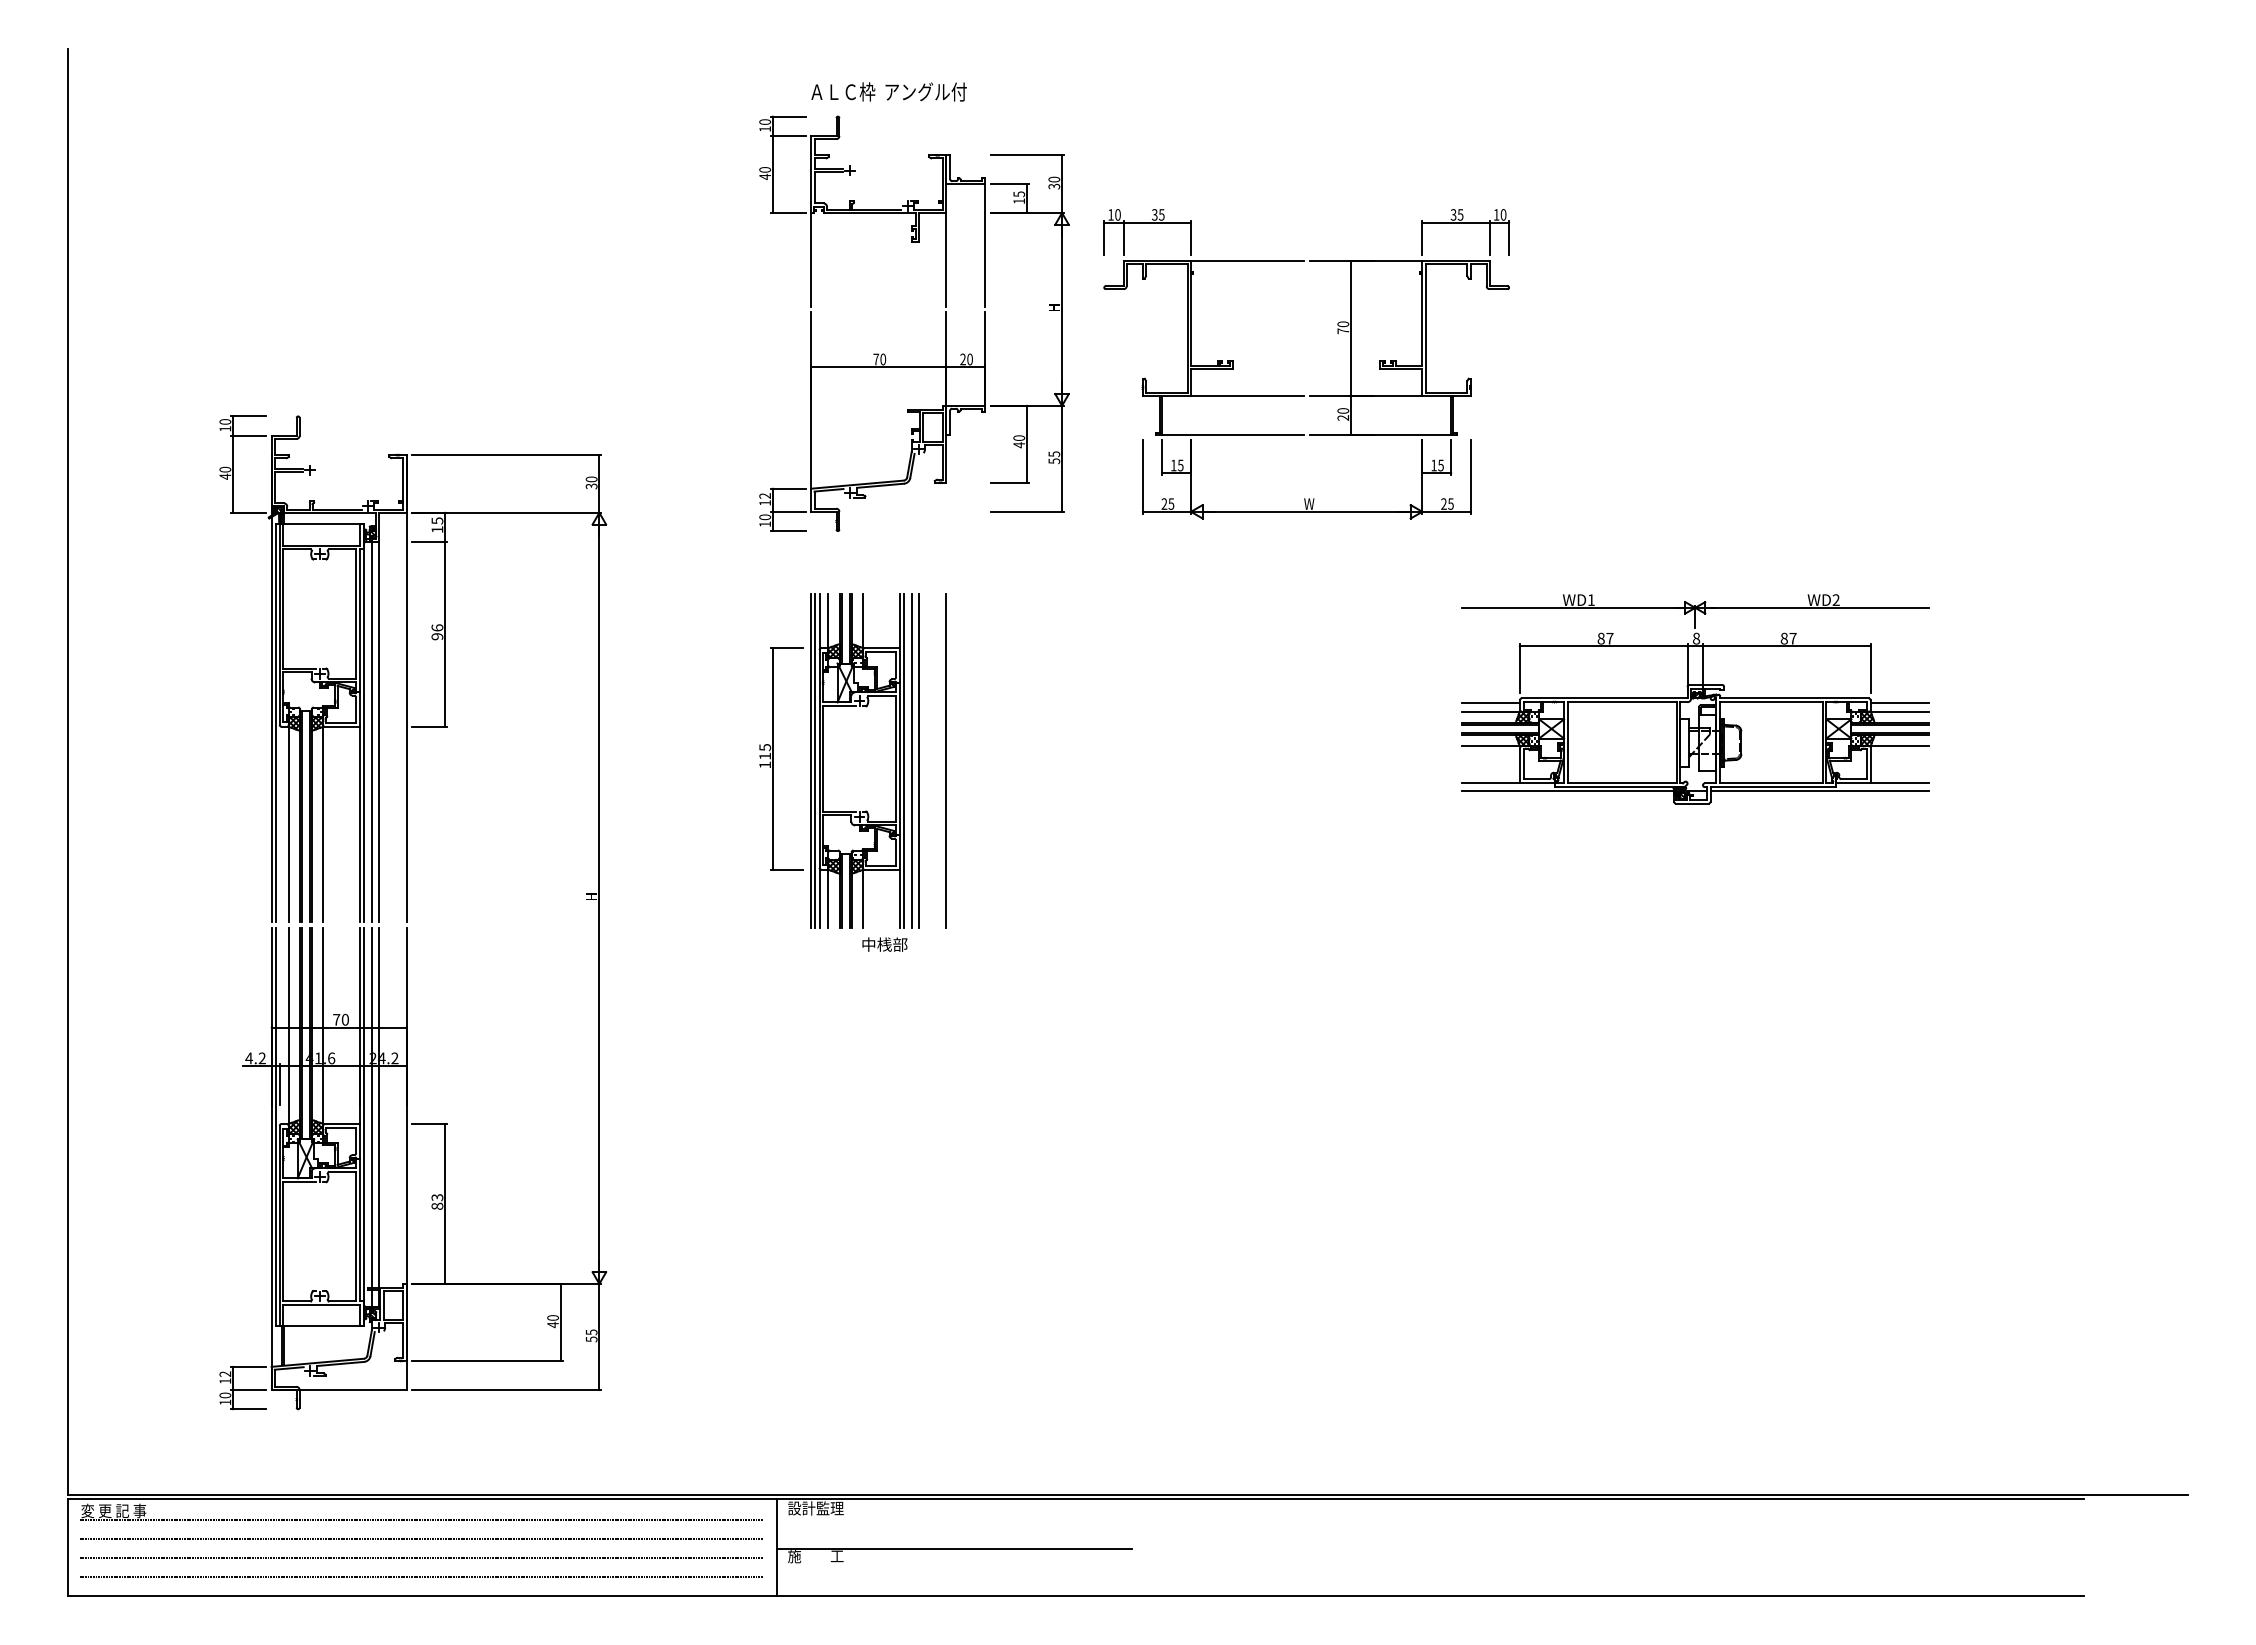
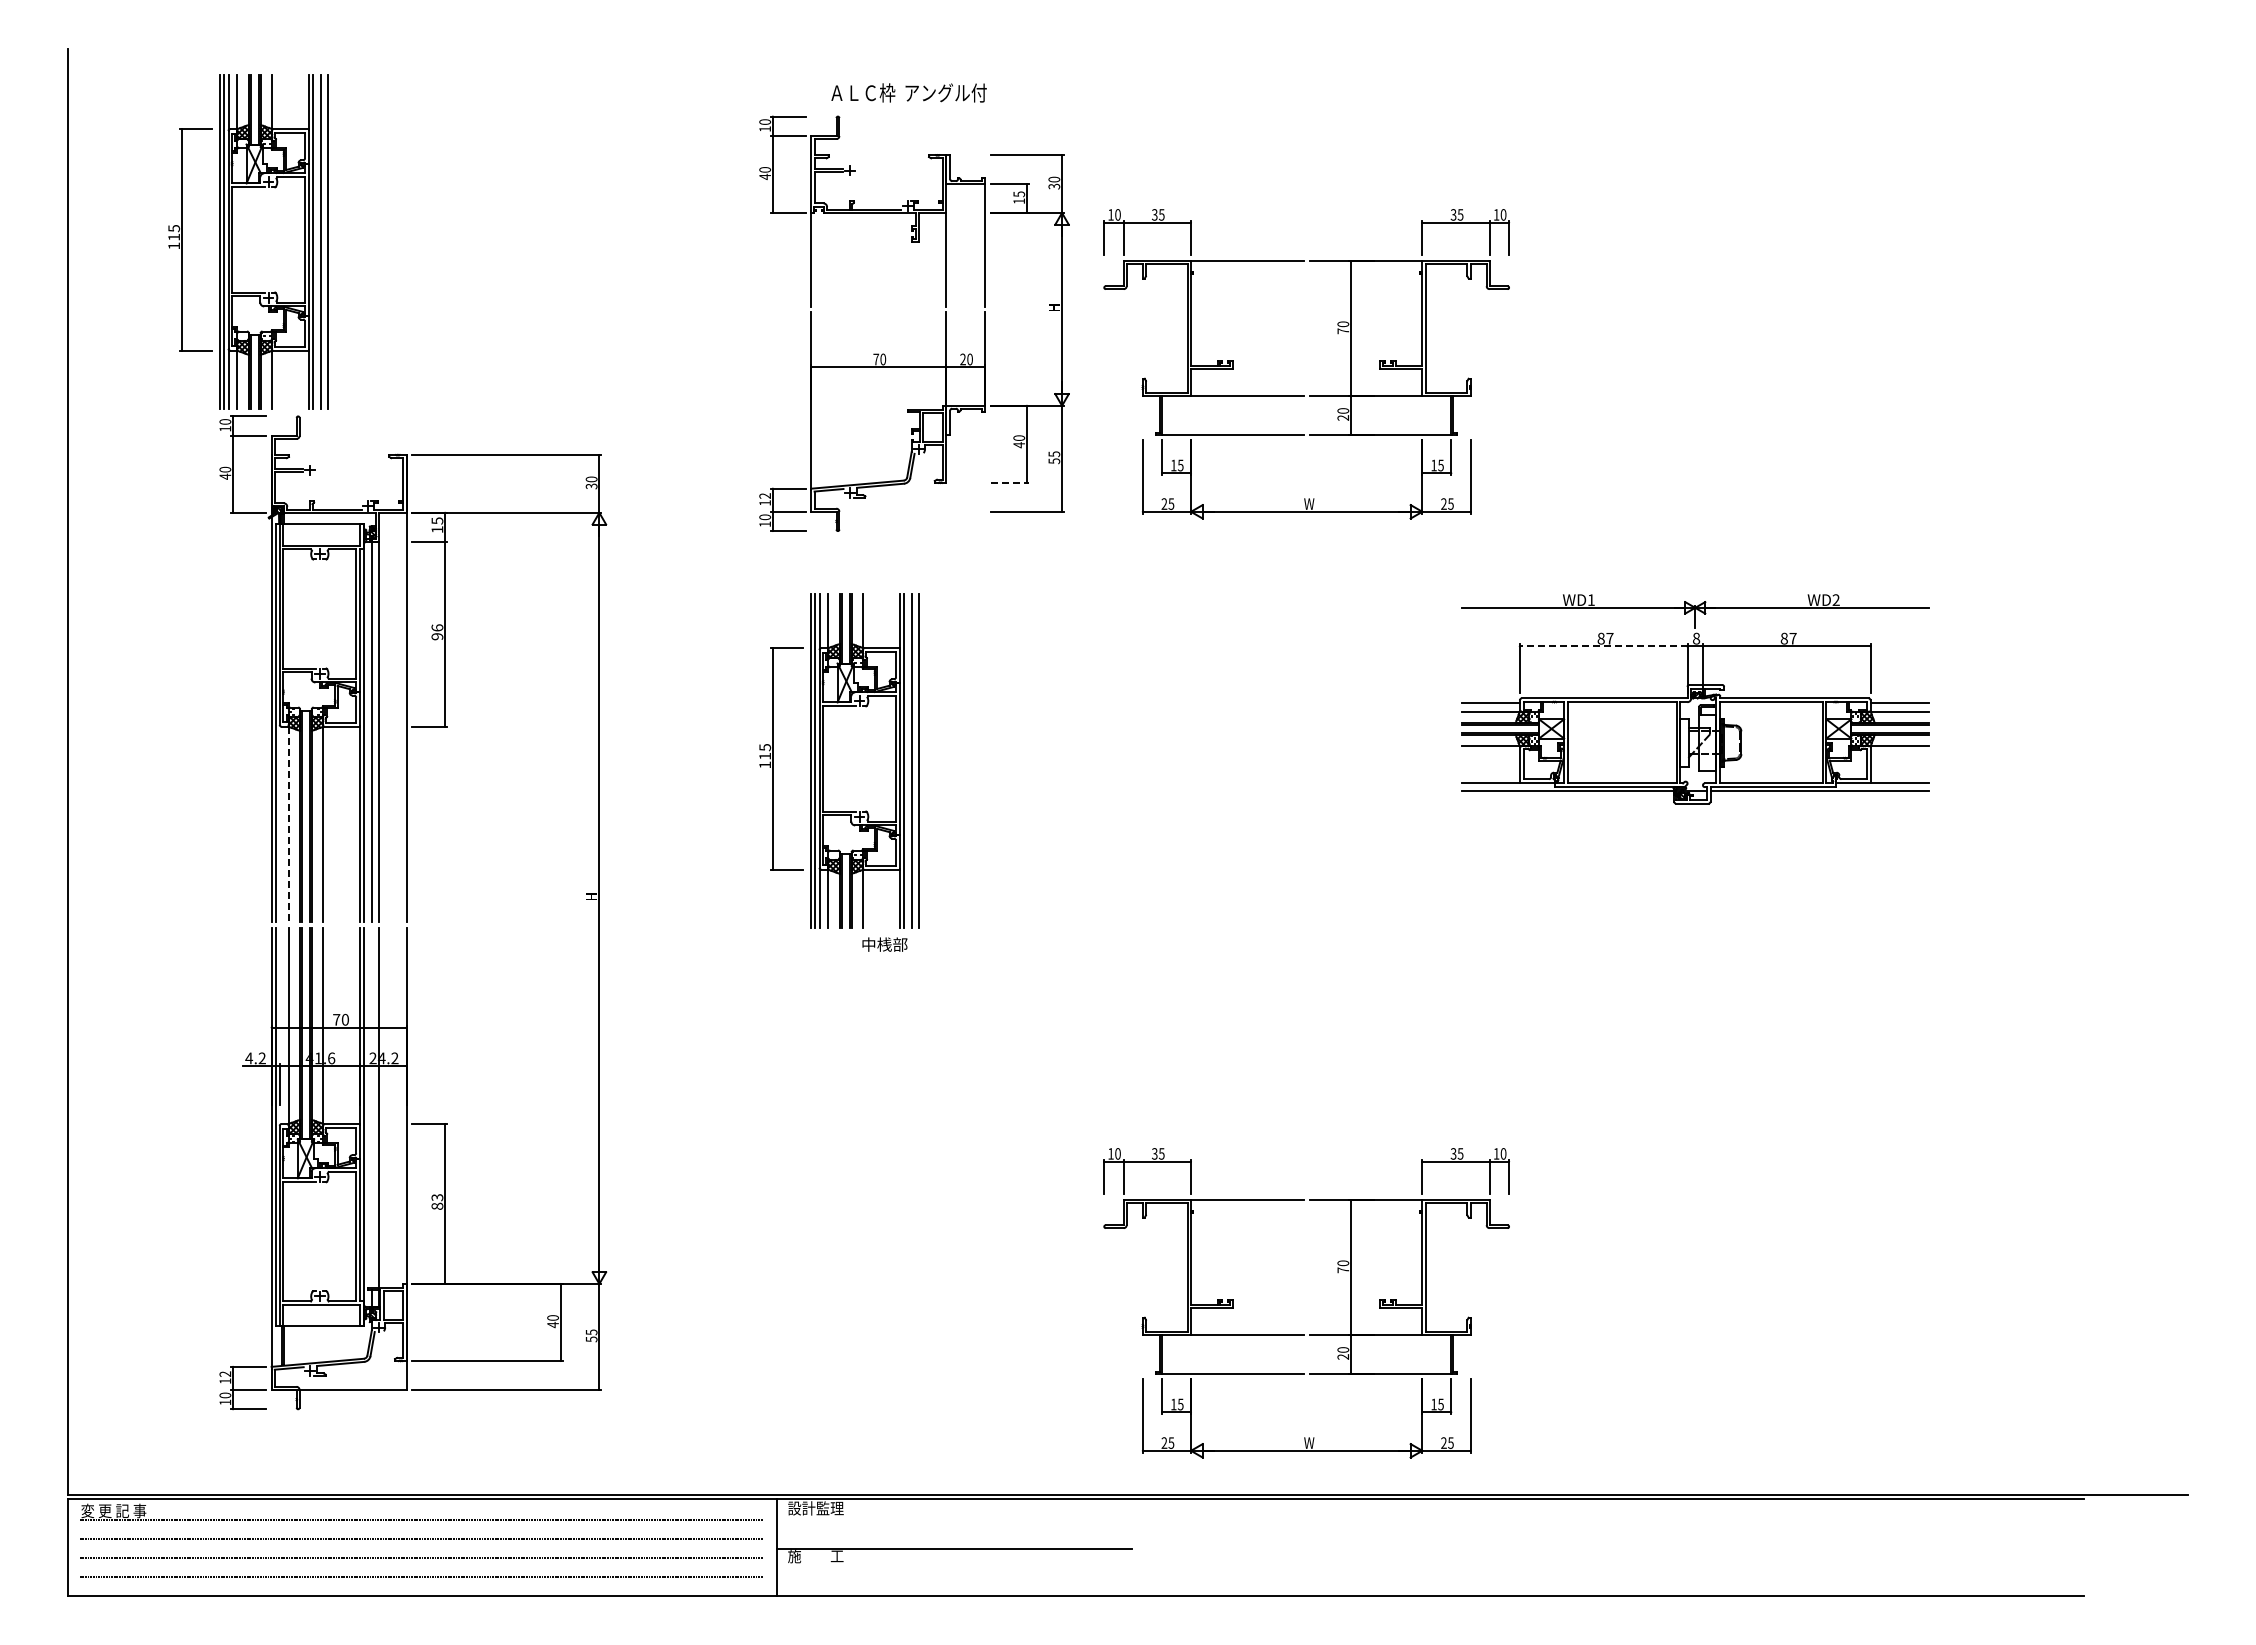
text position: (888, 91) -> (908, 92) (908, 92)
part: none -> present (248, 241)
line: solid -> dashed (1010, 482)
line: solid -> dashed (1603, 646)
line: present -> none (945, 760)
line: solid -> dashed (288, 824)
line: present -> none (371, 1107)
part: none -> present (1304, 1334)
